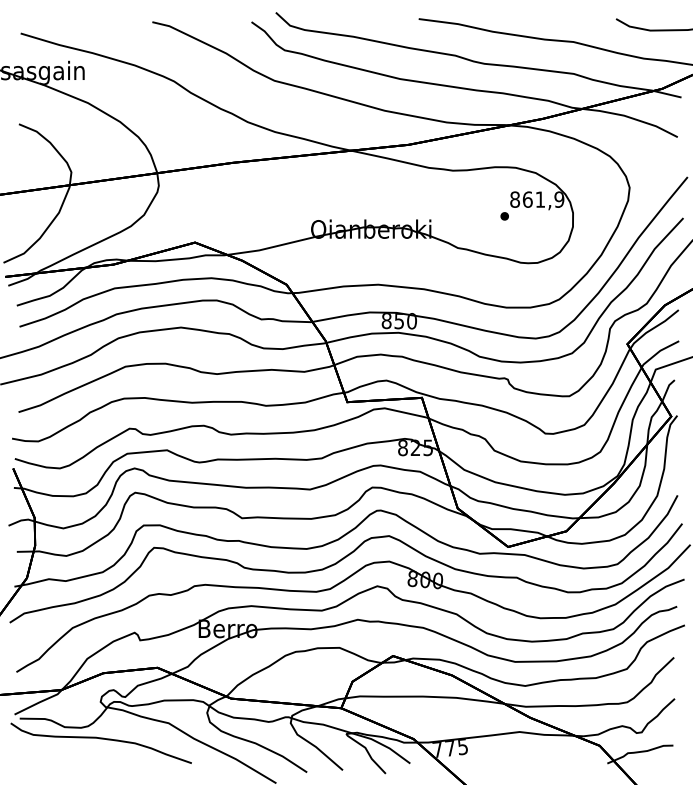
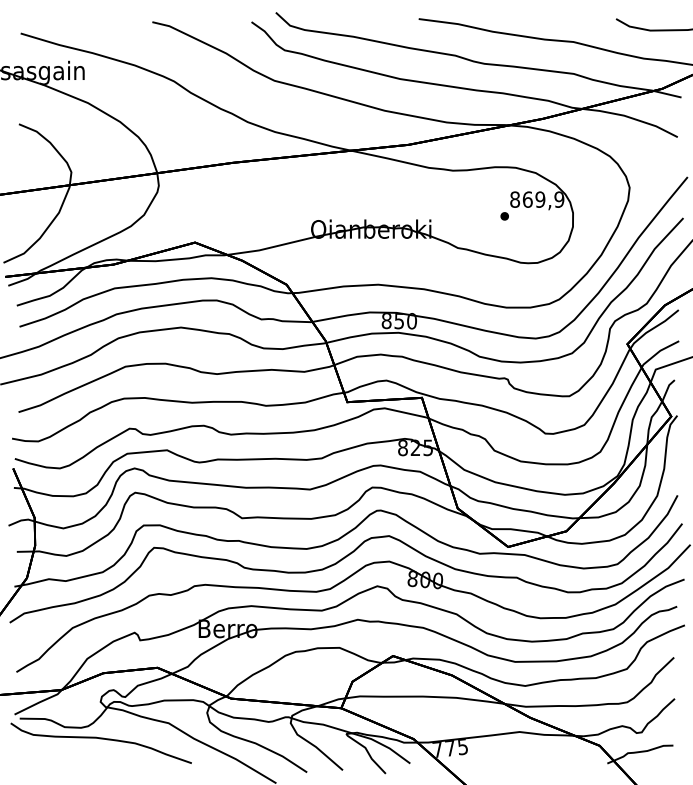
text: 861,9 -> 869,9 (540, 199)
